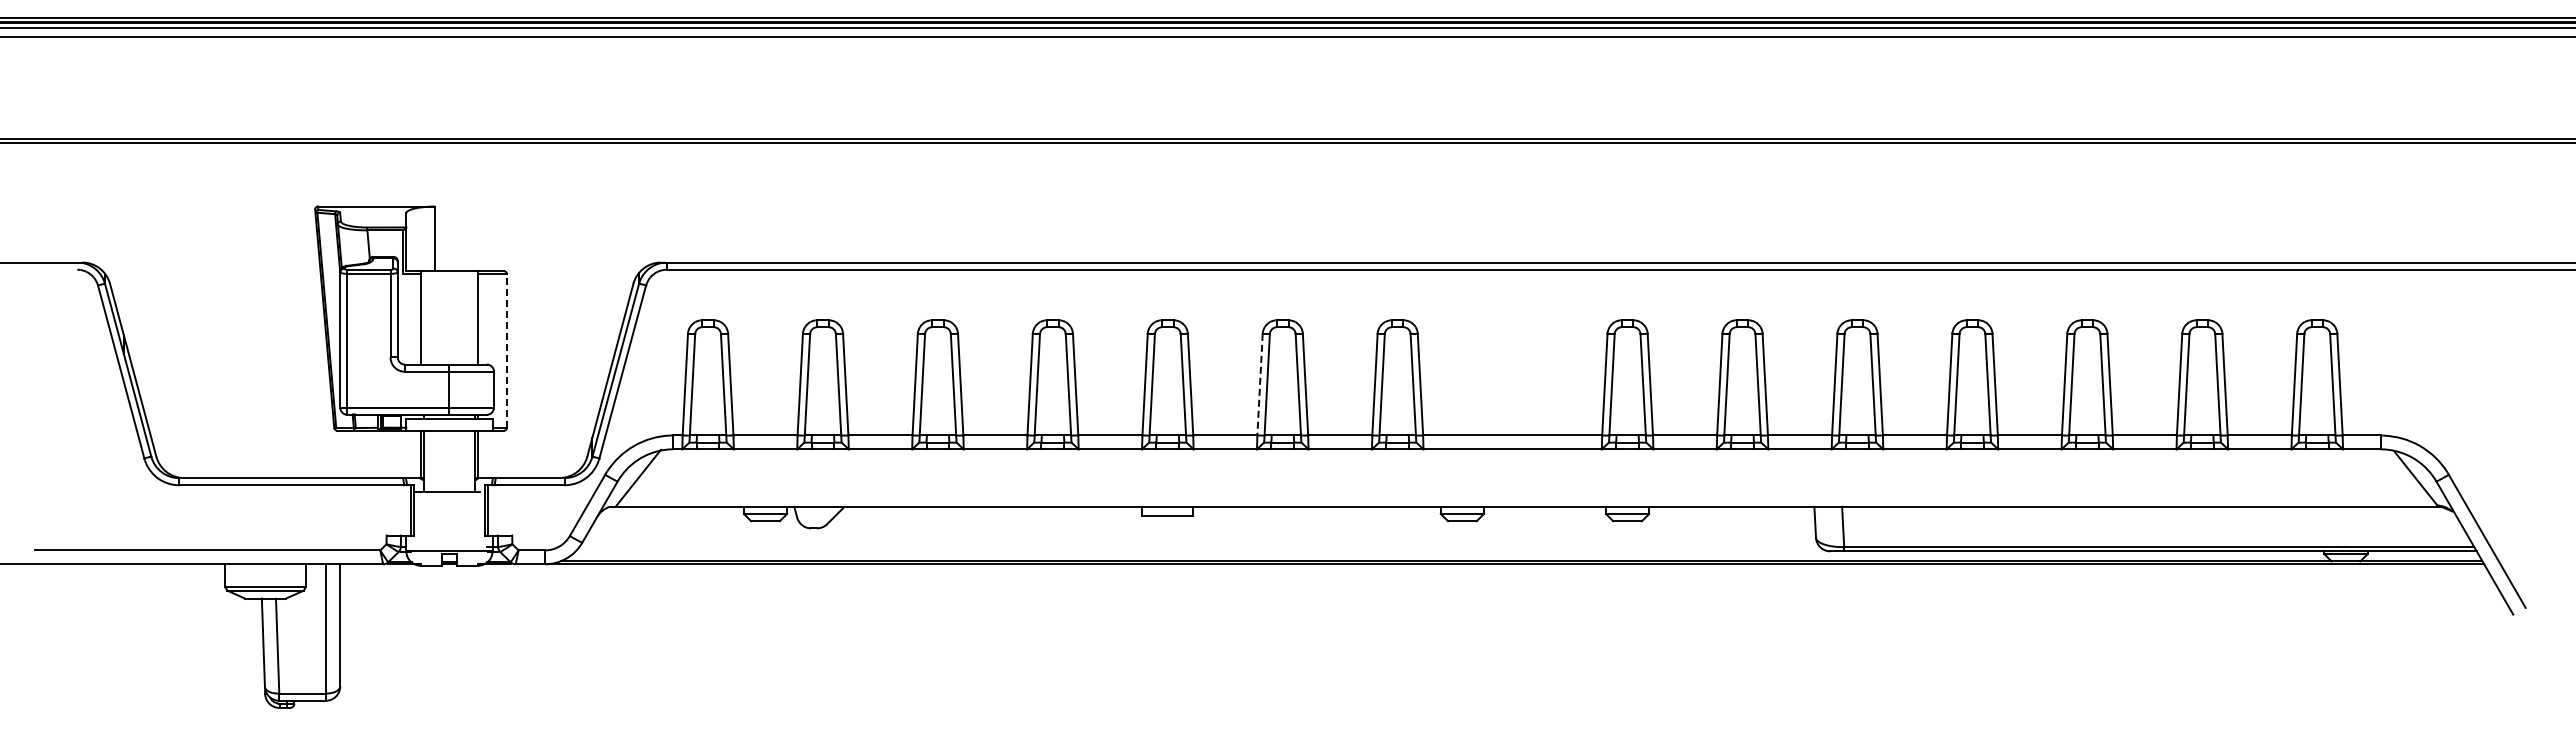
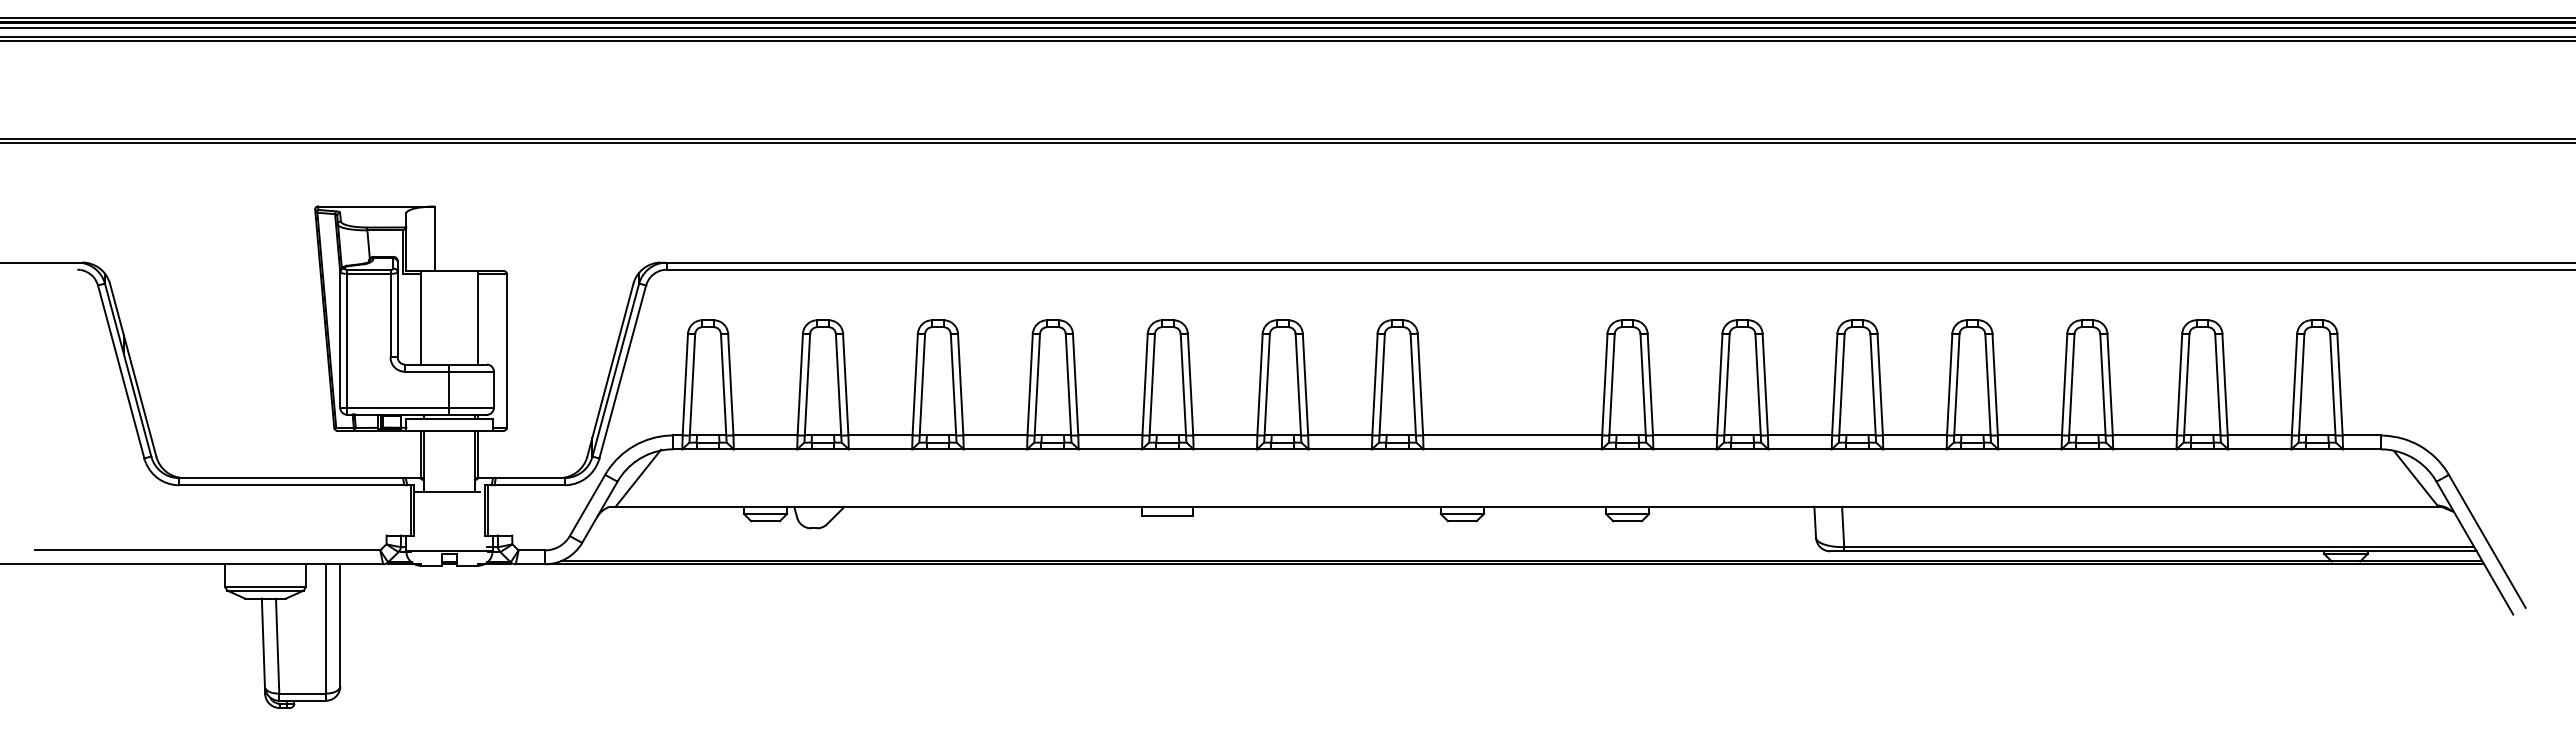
line: none -> present (1287, 40)
line: dashed -> solid (506, 350)
line: dashed -> solid (1260, 384)
